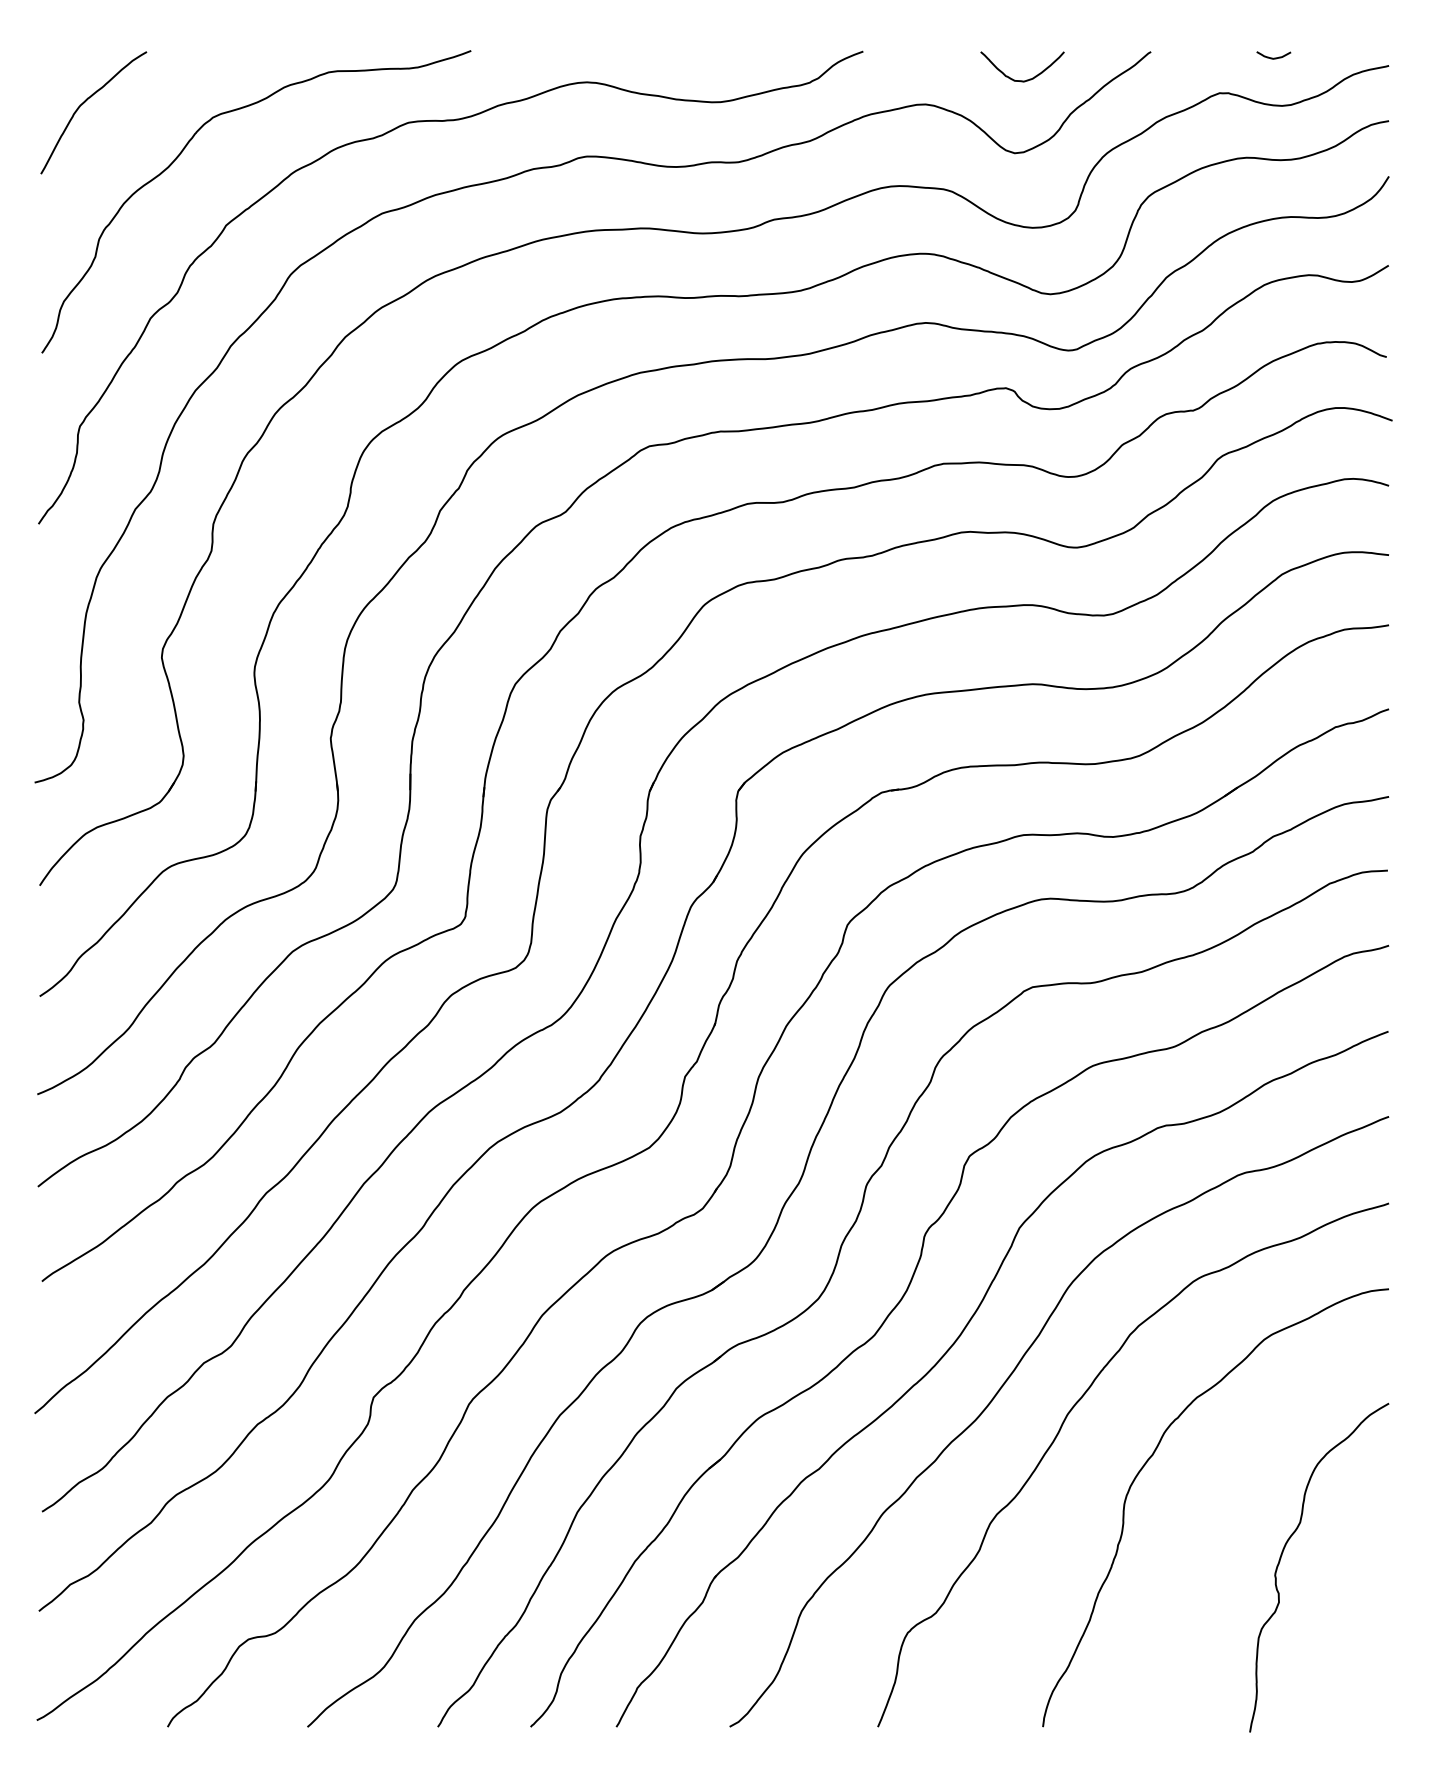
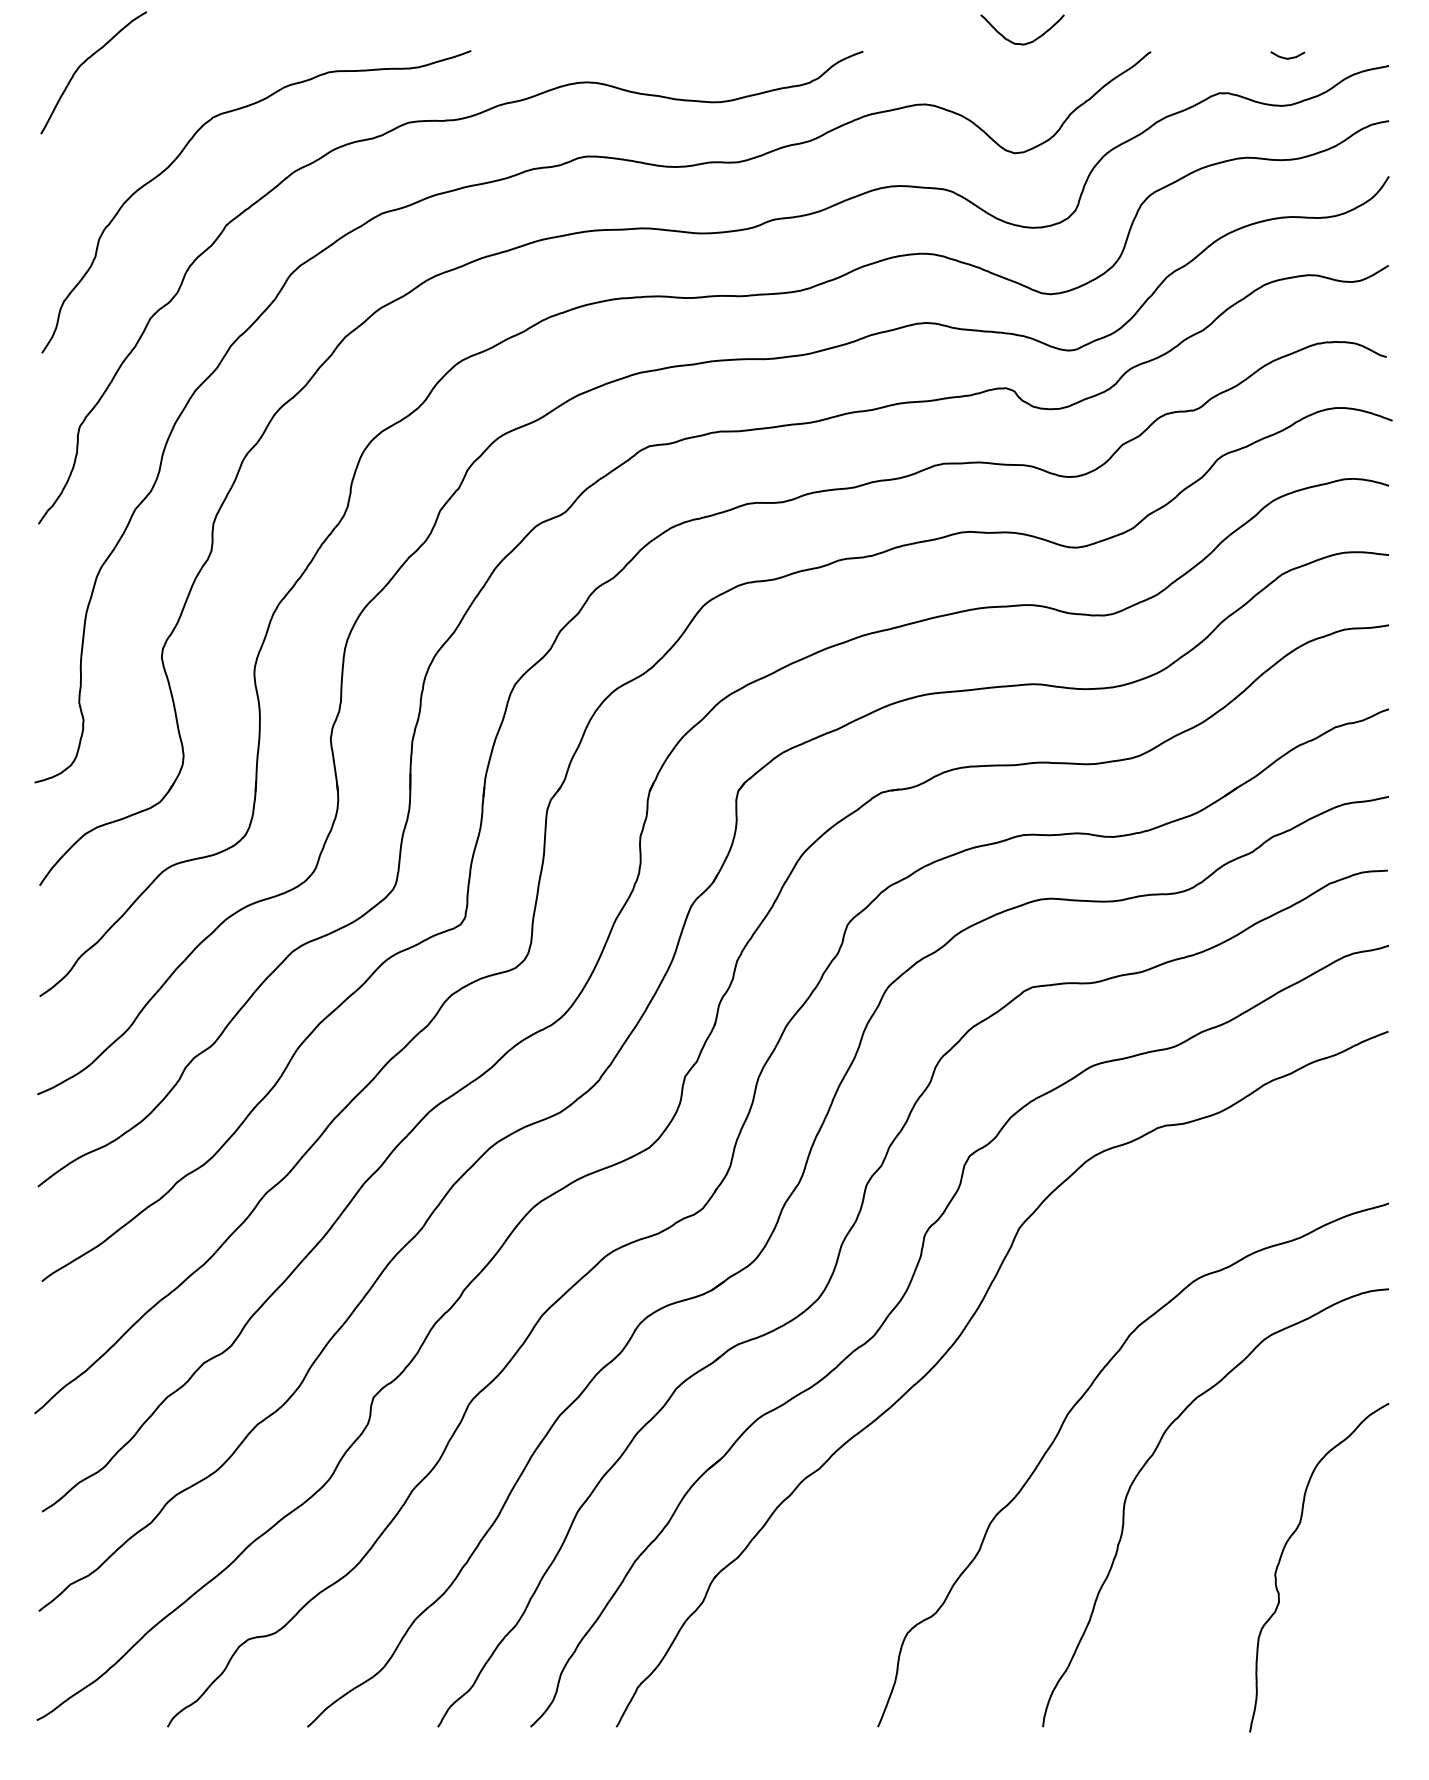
curve position: (1273, 57) -> (1287, 57) (1287, 57)
curve position: (1026, 79) -> (1026, 42) (1026, 42)
curve position: (84, 103) -> (84, 63) (84, 63)
curve: present -> none (1006, 1382)
